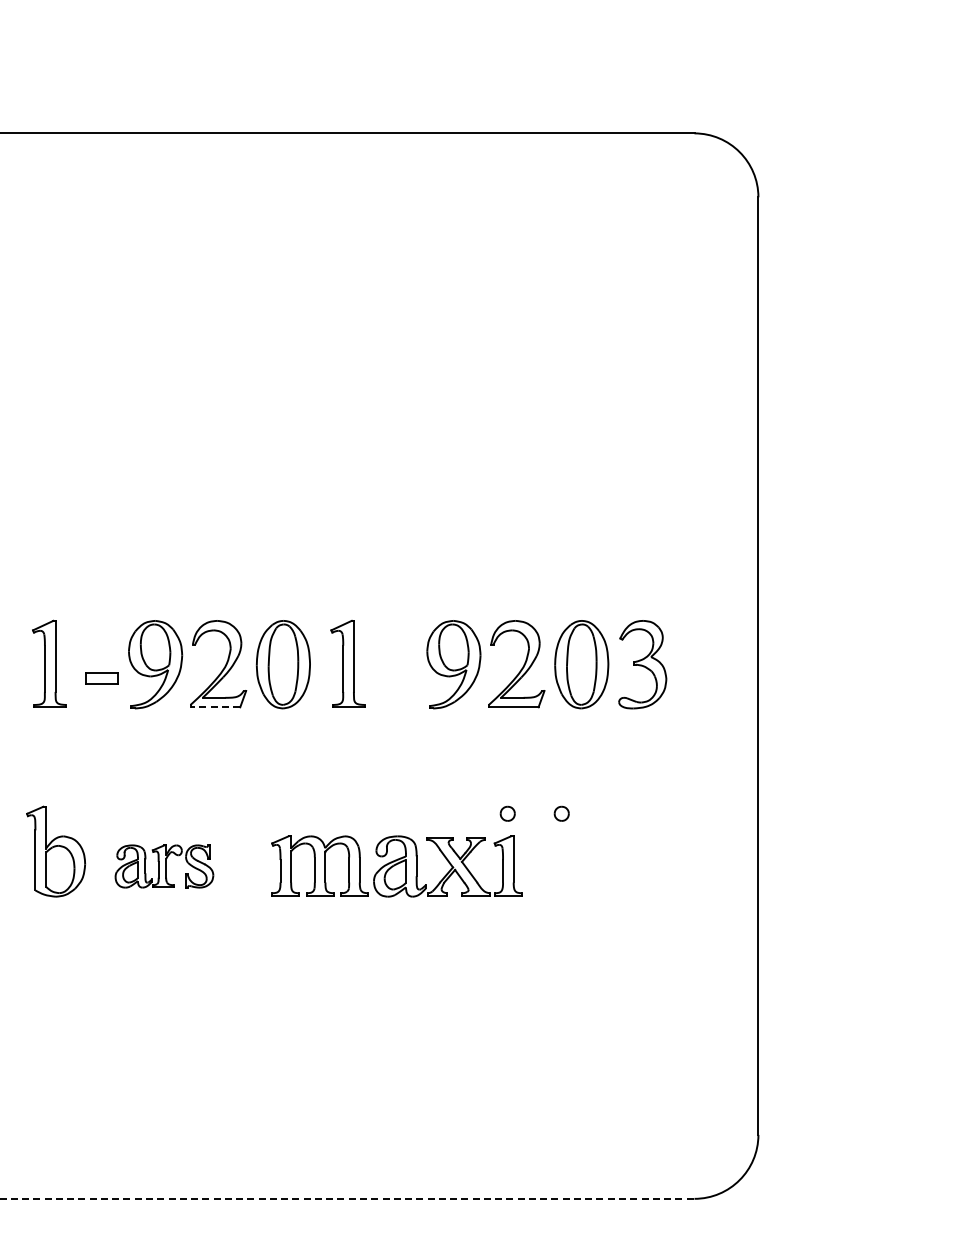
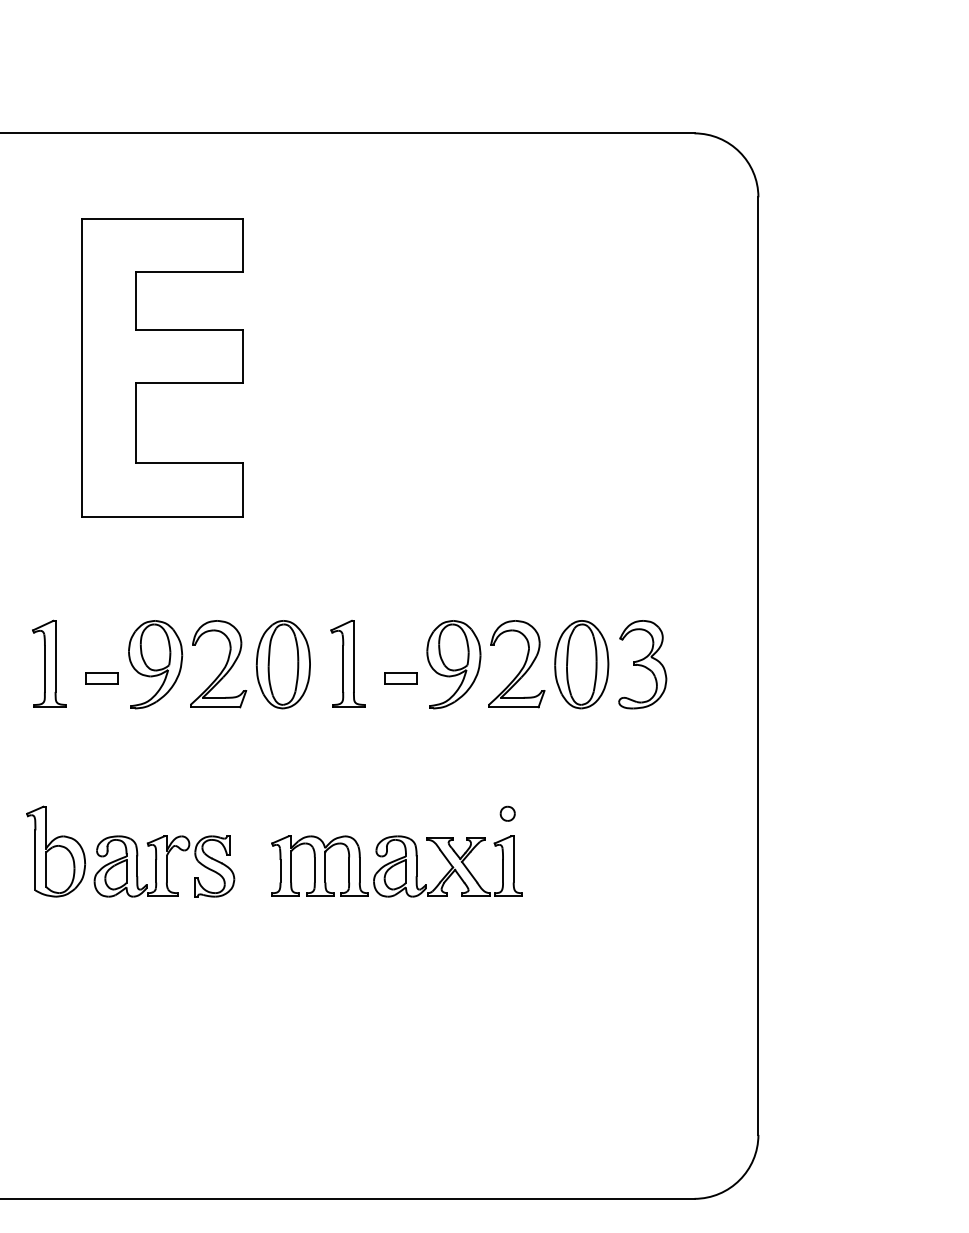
part: none -> present (162, 367)
part: none -> present (400, 678)
line: dashed -> solid (215, 707)
part: present -> none (561, 813)
part size: 101x45 px -> 143x63 px (164, 866)
line: dashed -> solid (347, 1198)
